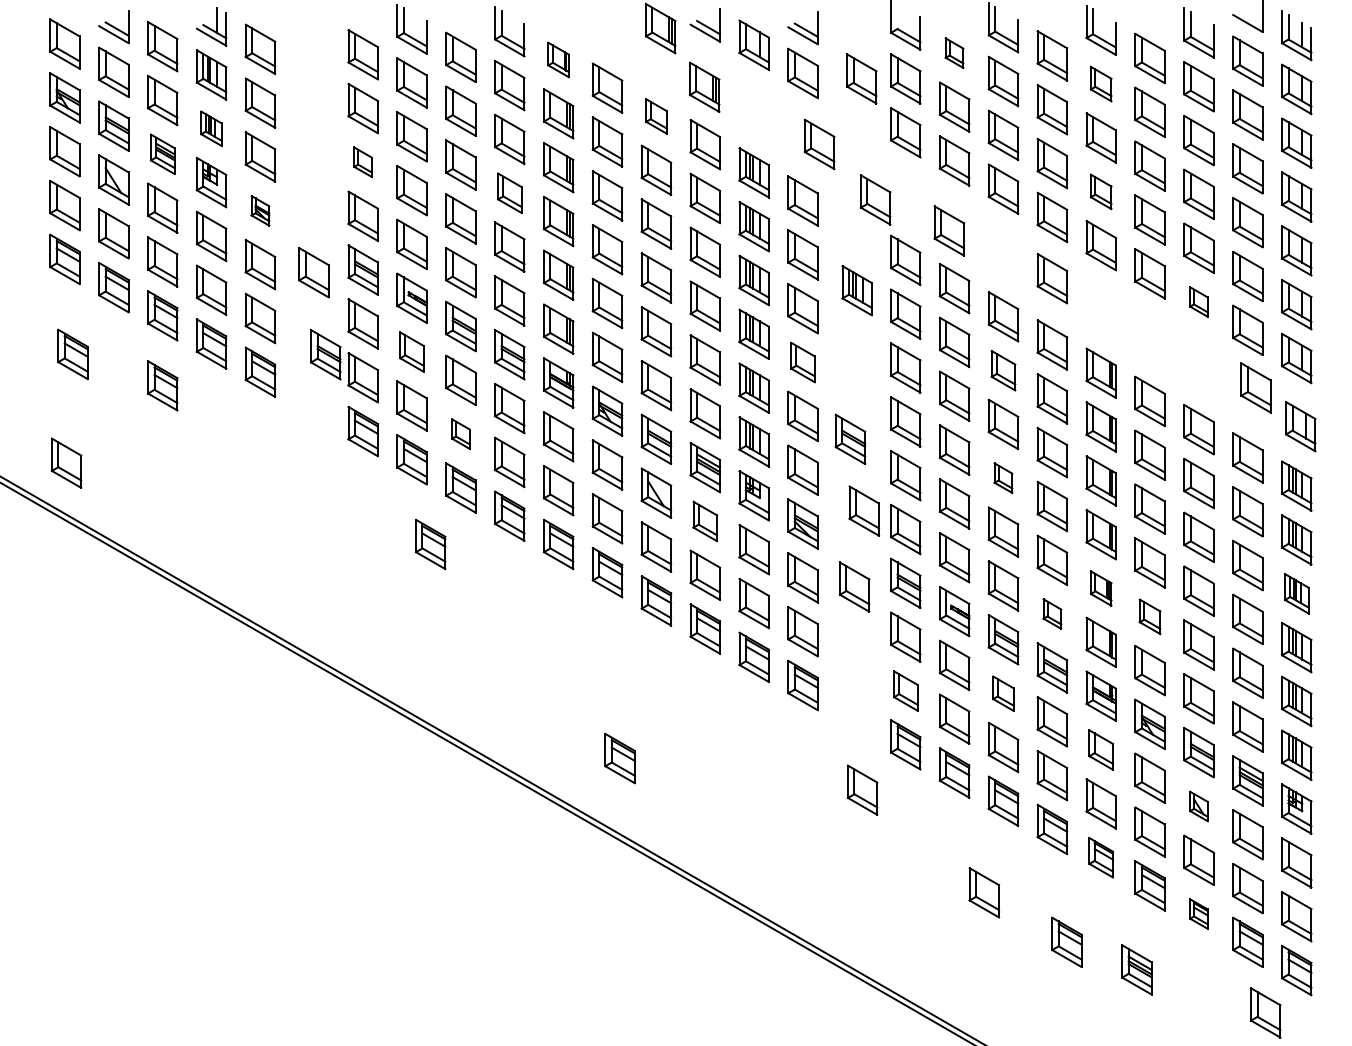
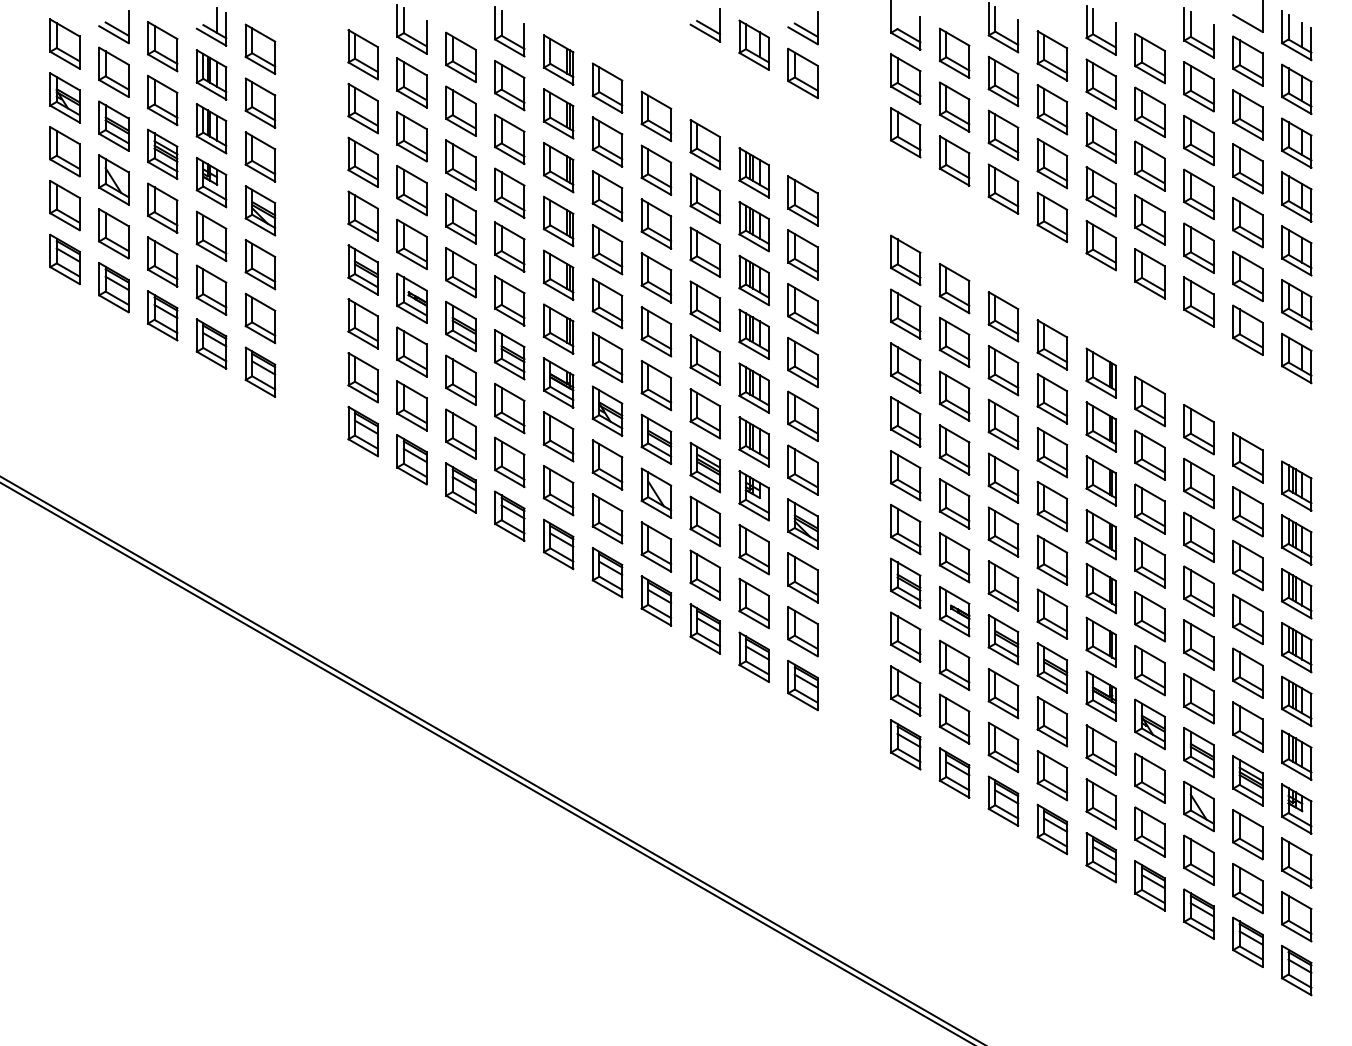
part: present -> none (660, 28)
part size: 21x32 px -> 33x52 px (954, 52)
part size: 23x38 px -> 33x52 px (558, 59)
part: present -> none (861, 78)
part size: 24x38 px -> 32x52 px (1100, 83)
part: present -> none (704, 86)
part size: 23x37 px -> 33x53 px (656, 116)
part size: 23x37 px -> 33x52 px (211, 128)
part: present -> none (819, 144)
part size: 27x42 px -> 32x52 px (162, 153)
part size: 20x32 px -> 32x52 px (362, 161)
part size: 24x38 px -> 32x52 px (1100, 191)
part size: 26x42 px -> 32x52 px (509, 192)
part: present -> none (875, 199)
part size: 21x32 px -> 33x52 px (260, 210)
part: present -> none (949, 230)
part: present -> none (313, 272)
part: present -> none (1052, 278)
part: present -> none (856, 290)
part size: 20x32 px -> 32x52 px (1198, 301)
part size: 26x42 px -> 32x52 px (411, 351)
part: present -> none (72, 353)
part: present -> none (325, 354)
part size: 26x43 px -> 32x53 px (802, 362)
part size: 27x42 px -> 33x52 px (1003, 370)
part: present -> none (162, 385)
part: present -> none (1255, 387)
part: present -> none (1300, 426)
part size: 20x32 px -> 32x52 px (460, 433)
part: present -> none (850, 439)
part: present -> none (66, 462)
part size: 21x32 px -> 33x52 px (1003, 477)
part: present -> none (863, 510)
part size: 26x43 px -> 32x53 px (704, 521)
part: present -> none (430, 544)
part: present -> none (854, 586)
part size: 24x37 px -> 32x53 px (1100, 588)
part size: 26x42 px -> 32x52 px (1296, 593)
part size: 21x32 px -> 33x52 px (1052, 613)
part size: 24x38 px -> 32x52 px (1149, 616)
part size: 26x42 px -> 32x52 px (905, 690)
part size: 23x37 px -> 33x52 px (1003, 693)
part size: 26x42 px -> 32x52 px (1100, 749)
part: present -> none (619, 758)
part: present -> none (862, 789)
part size: 20x33 px -> 32x53 px (1198, 806)
part size: 26x42 px -> 32x52 px (1100, 857)
part: present -> none (984, 892)
part size: 20x32 px -> 32x52 px (1198, 913)
part: present -> none (1066, 941)
part: present -> none (1136, 969)
part: present -> none (1265, 1012)
